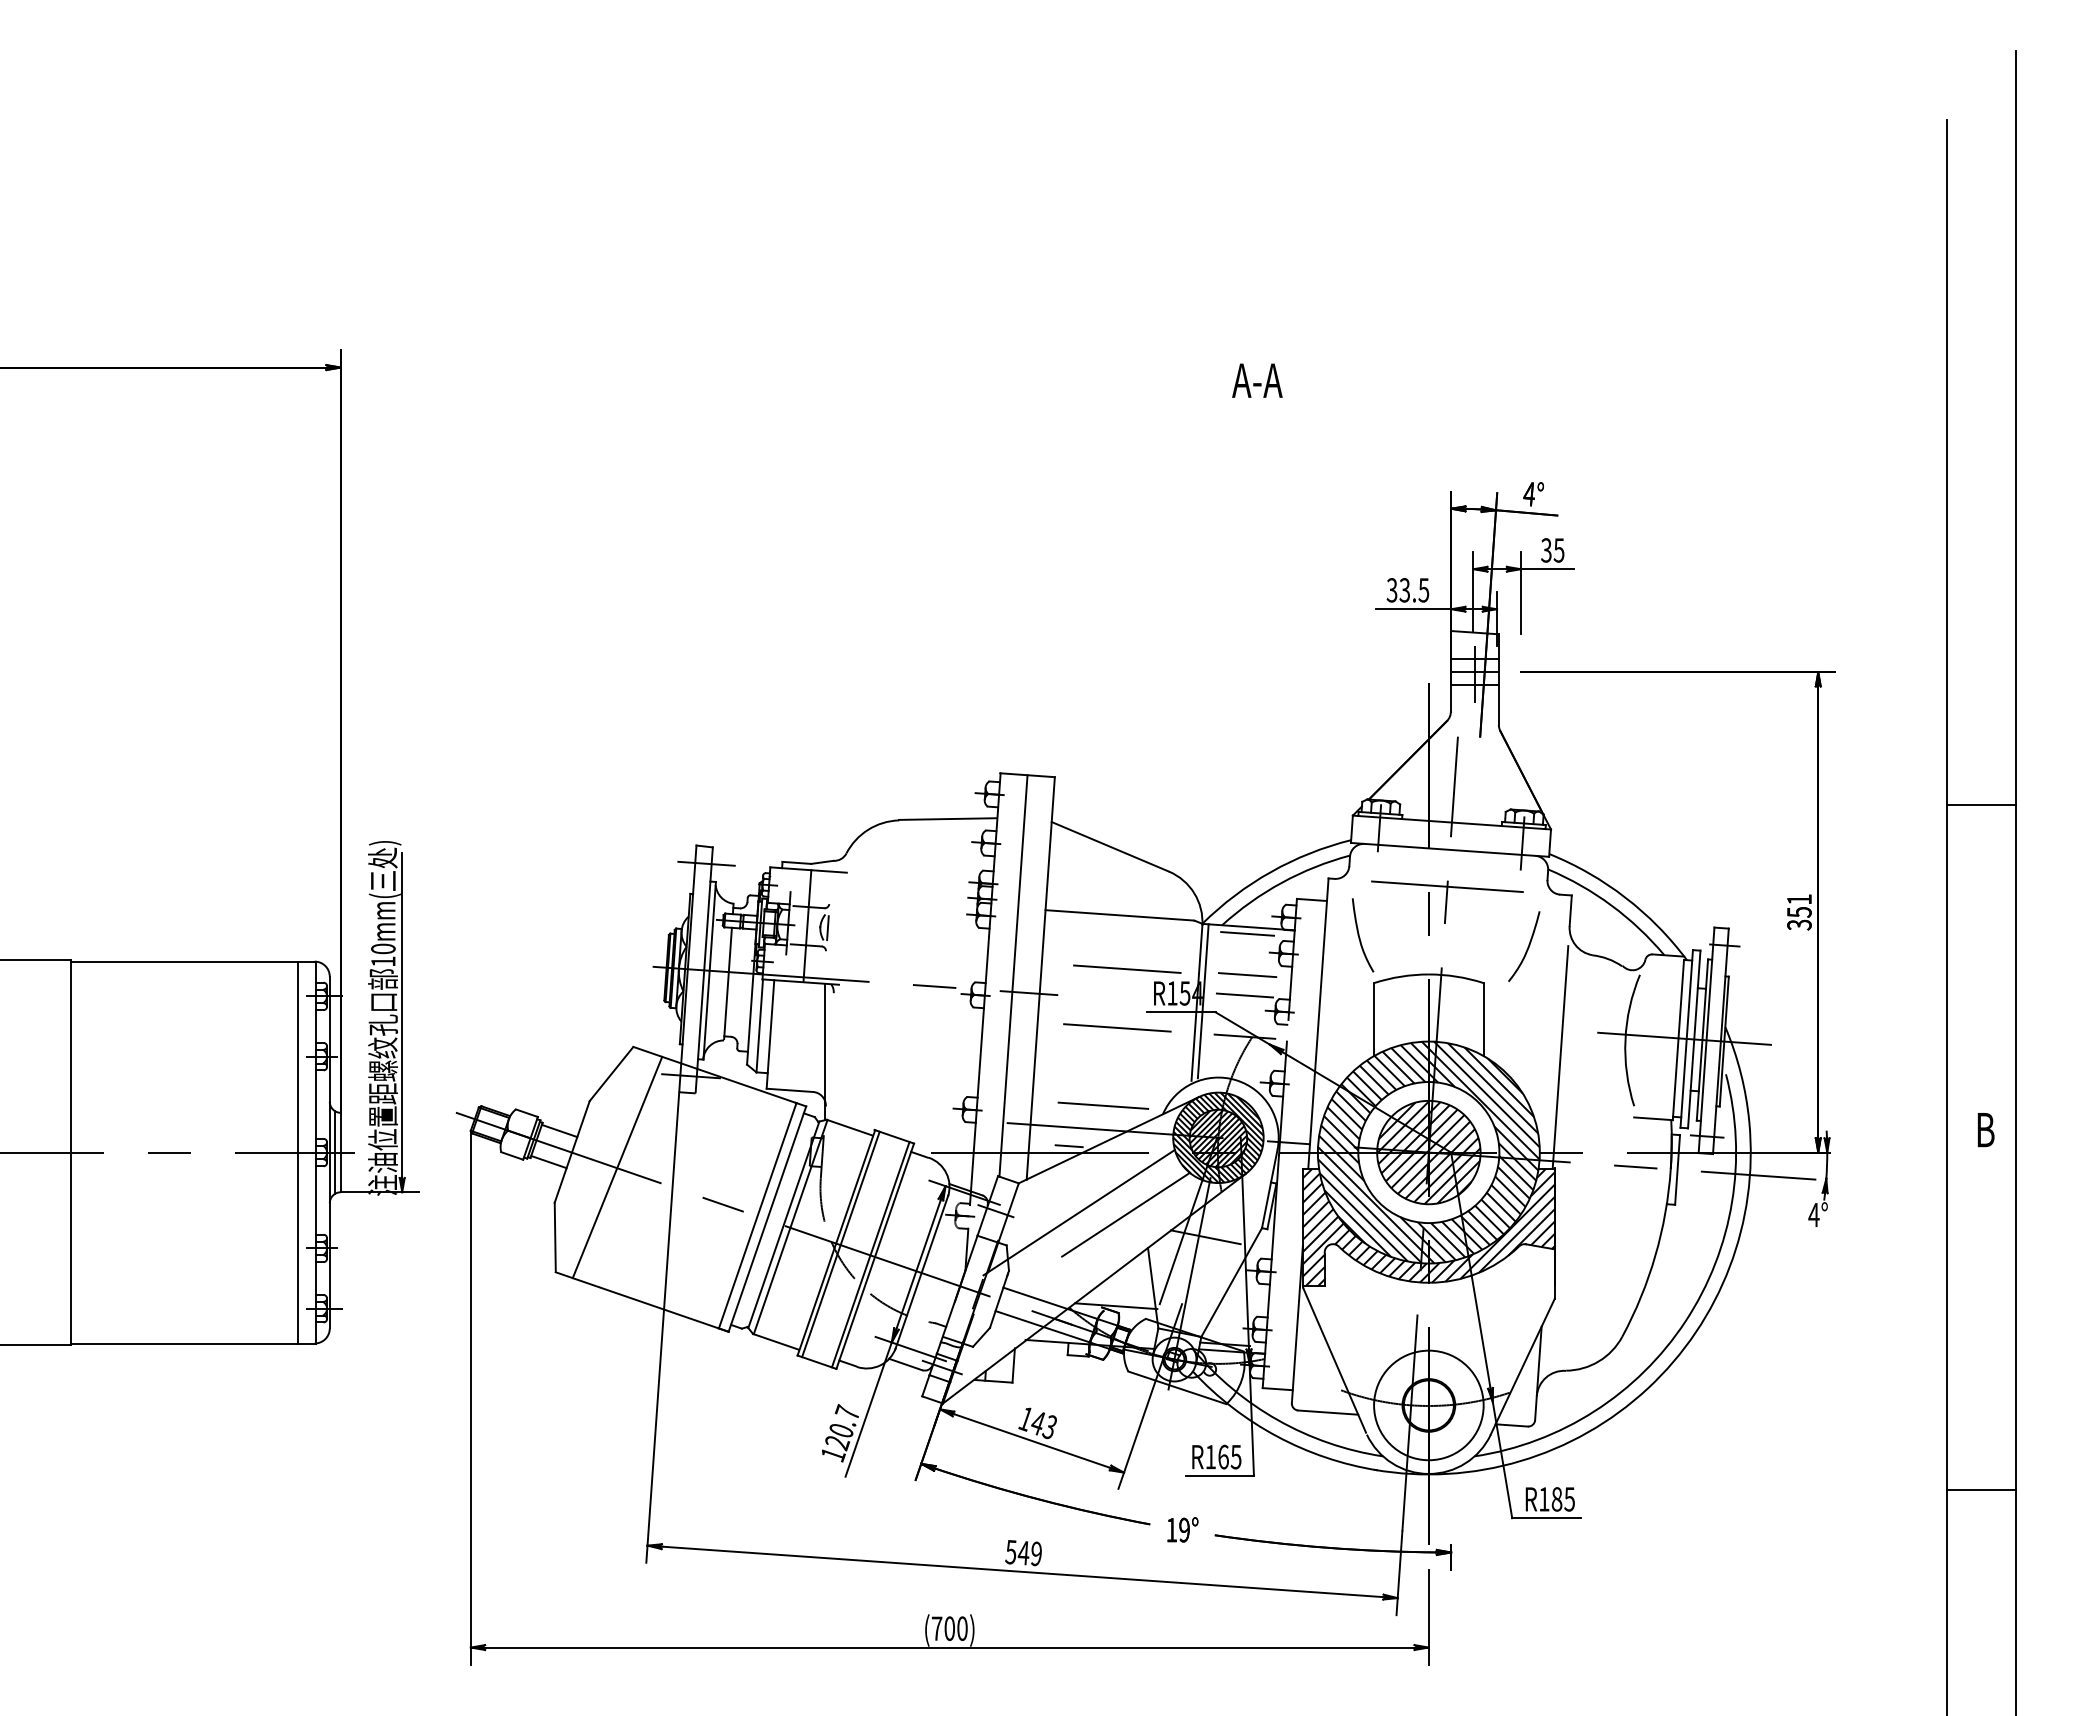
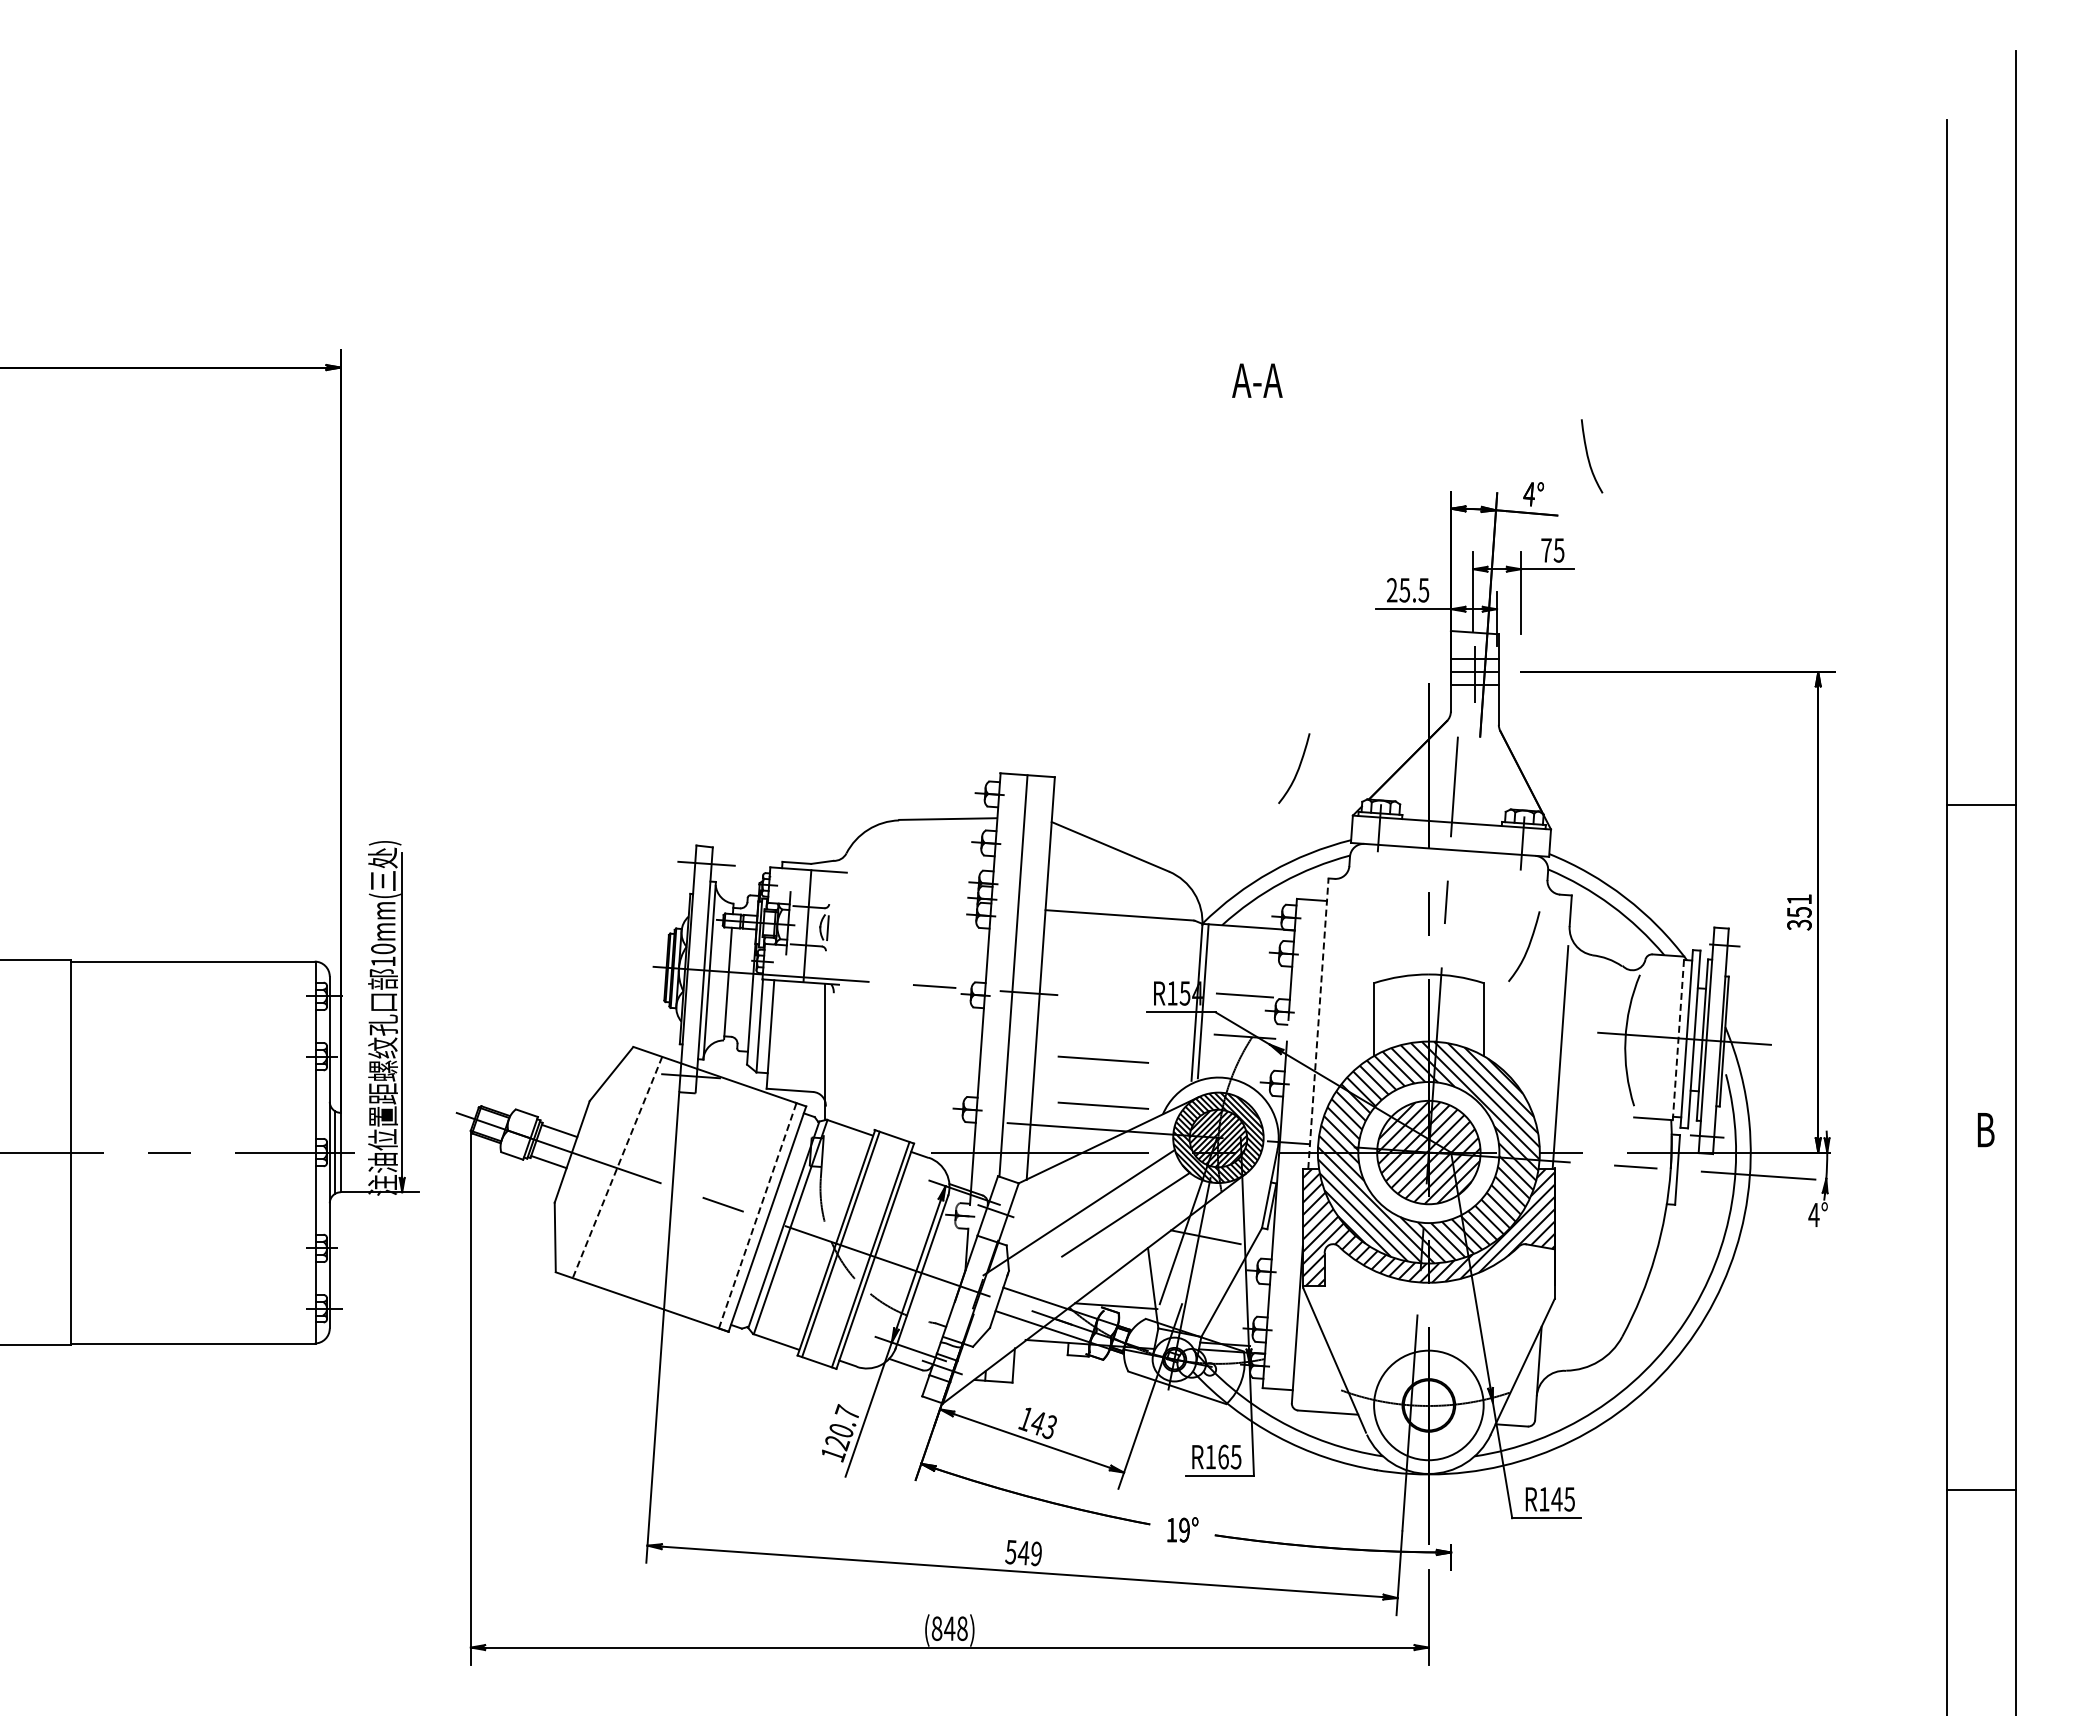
text: 35 -> 75 (1546, 550)
text: 33.5 -> 25.5 (1398, 590)
curve: none -> present (1297, 769)
line: present -> none (1447, 886)
line: present -> none (1247, 933)
curve position: (1360, 937) -> (1589, 458) (1589, 458)
line: present -> none (1127, 968)
line: present -> none (1247, 974)
line: solid -> dashed (1318, 1023)
line: present -> none (1117, 1027)
line: solid -> dashed (1678, 1040)
line: none -> present (1102, 1059)
line: present -> none (1068, 1146)
line: present -> none (298, 1152)
line: solid -> dashed (617, 1167)
line: solid -> dashed (757, 1215)
text: R185 -> R145 (1556, 1499)
text: (700) -> (848) (949, 1628)
